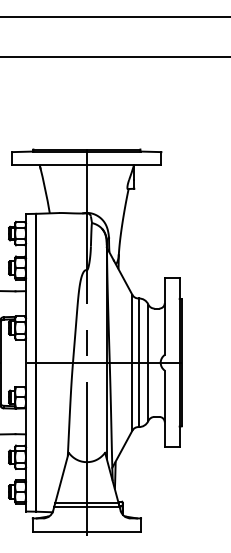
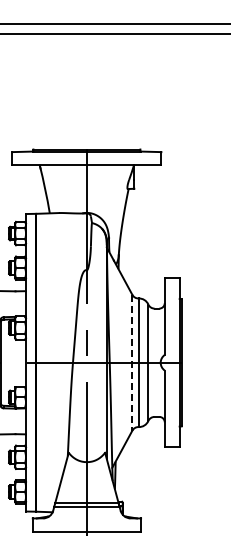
line position: (114, 16) -> (114, 23) (114, 23)
line position: (114, 57) -> (114, 34) (114, 34)
line: solid -> dashed (132, 362)
